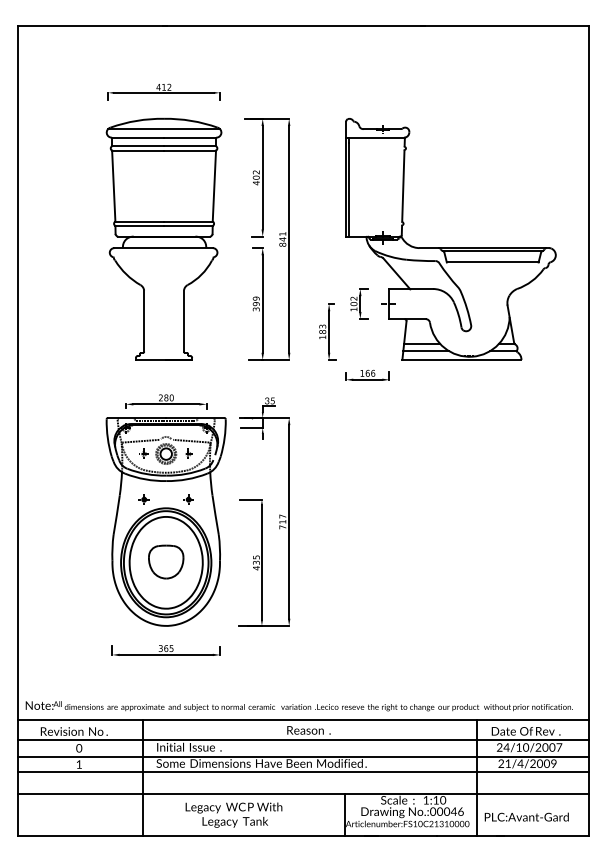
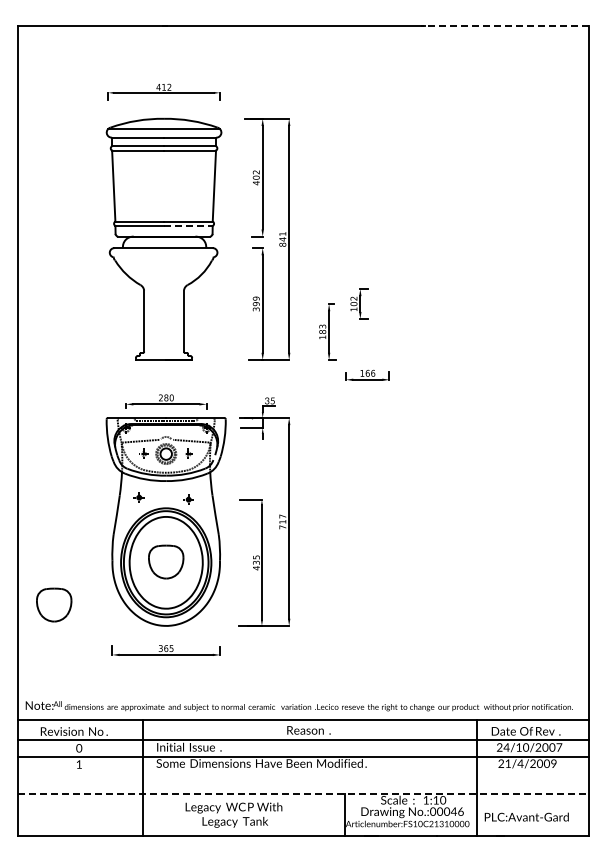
line: solid -> dashed (504, 25)
line: solid -> dashed (188, 226)
part: present -> none (450, 247)
part position: (143, 499) -> (138, 497) (138, 497)
part: none -> present (54, 604)
line: present -> none (303, 772)
line: solid -> dashed (303, 794)
